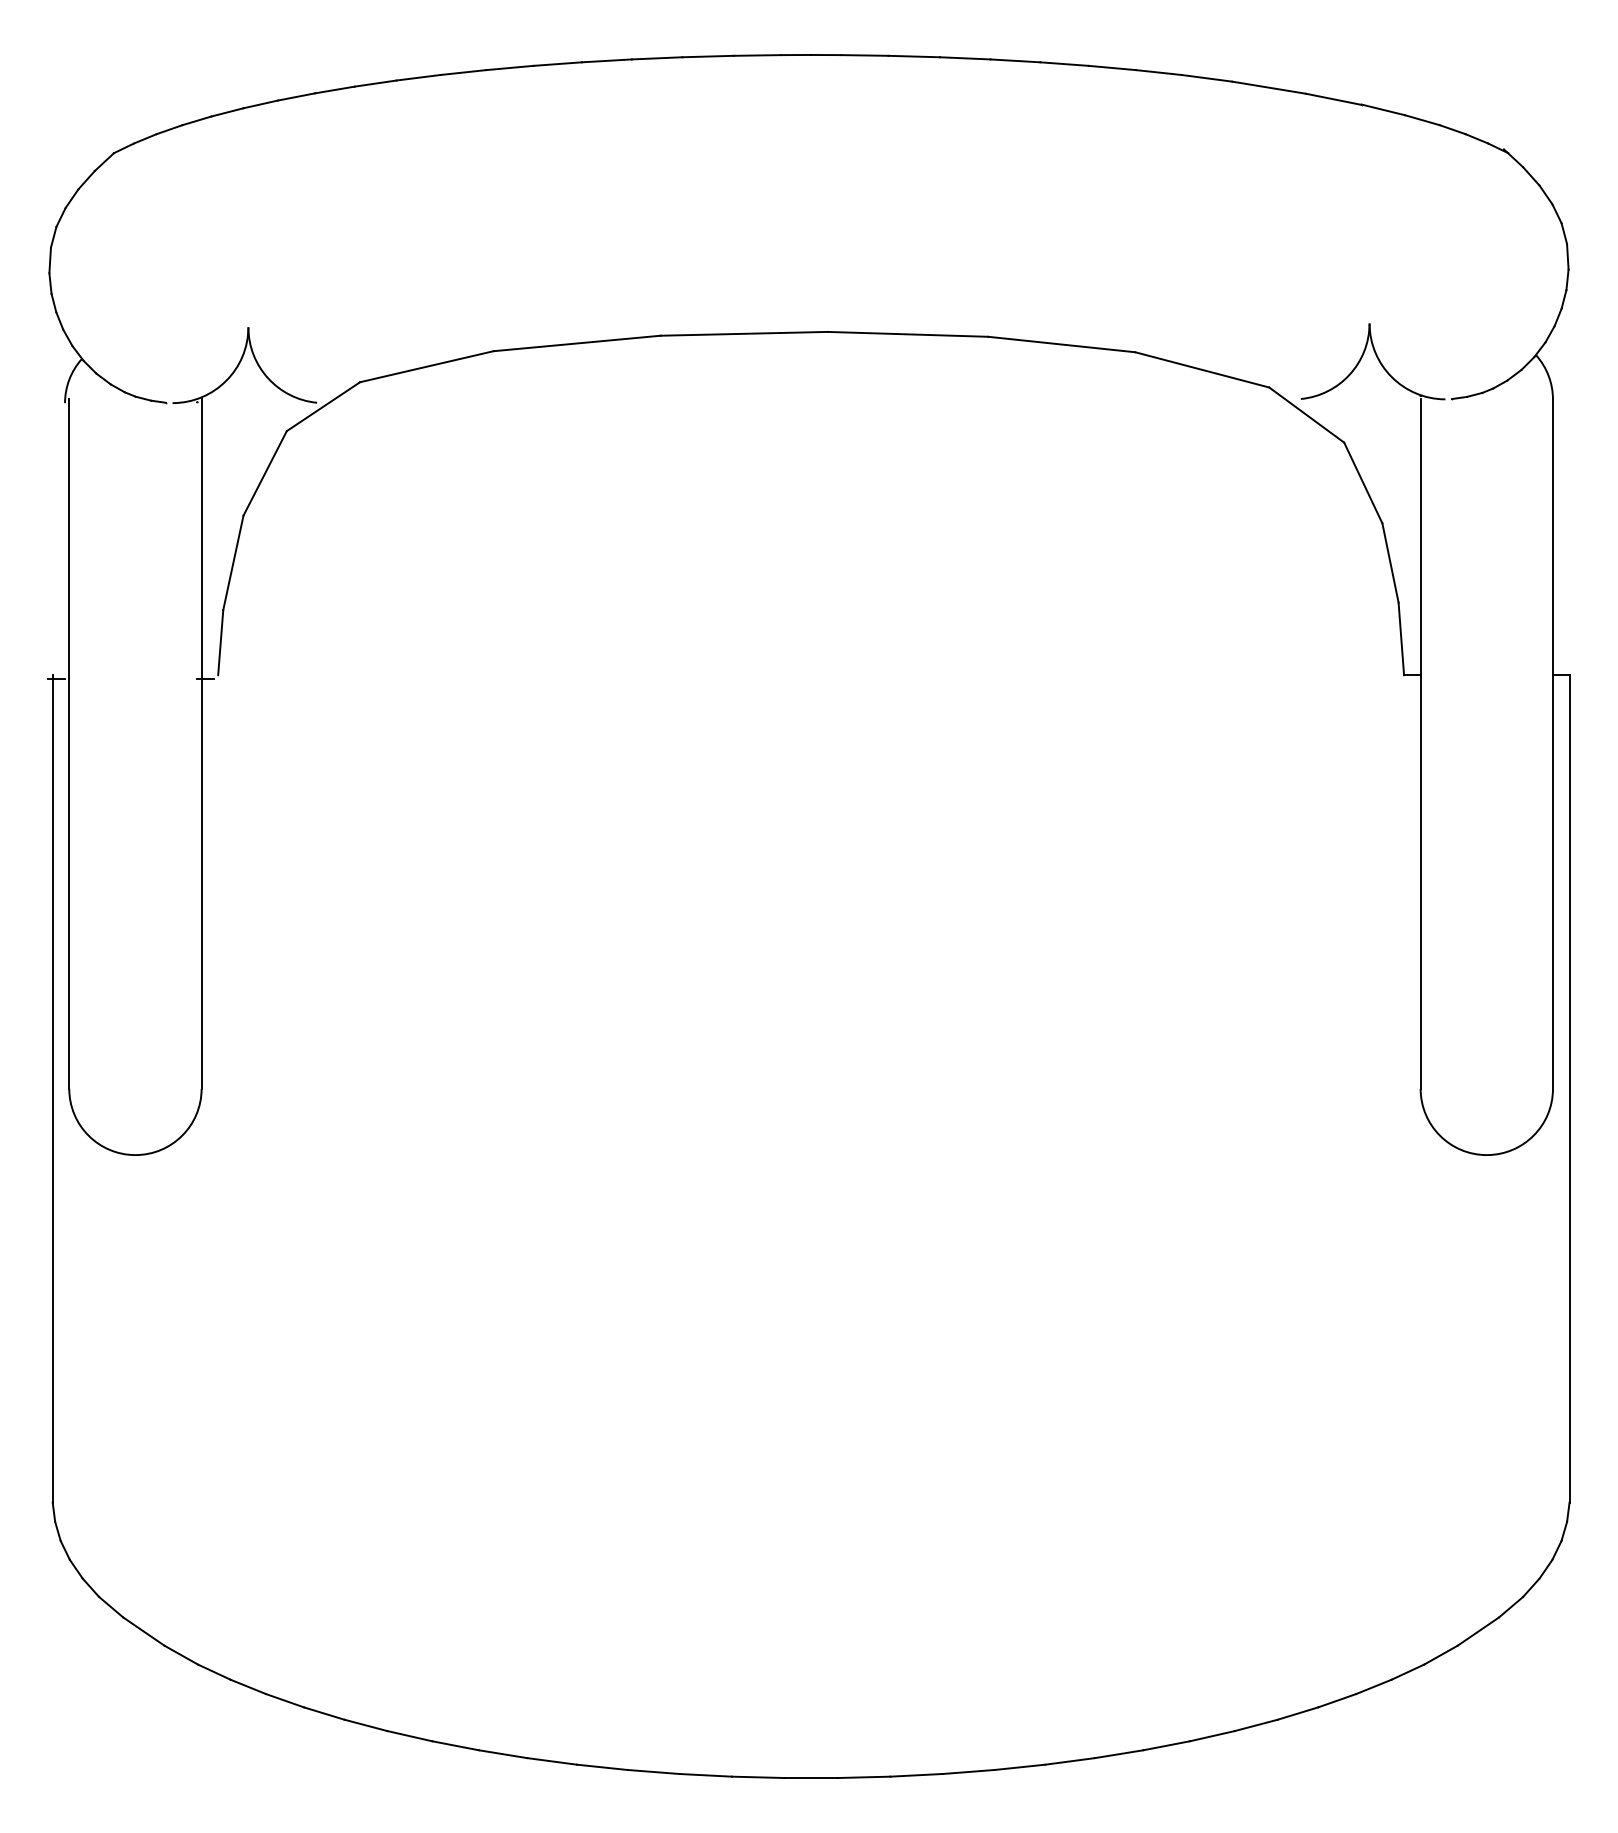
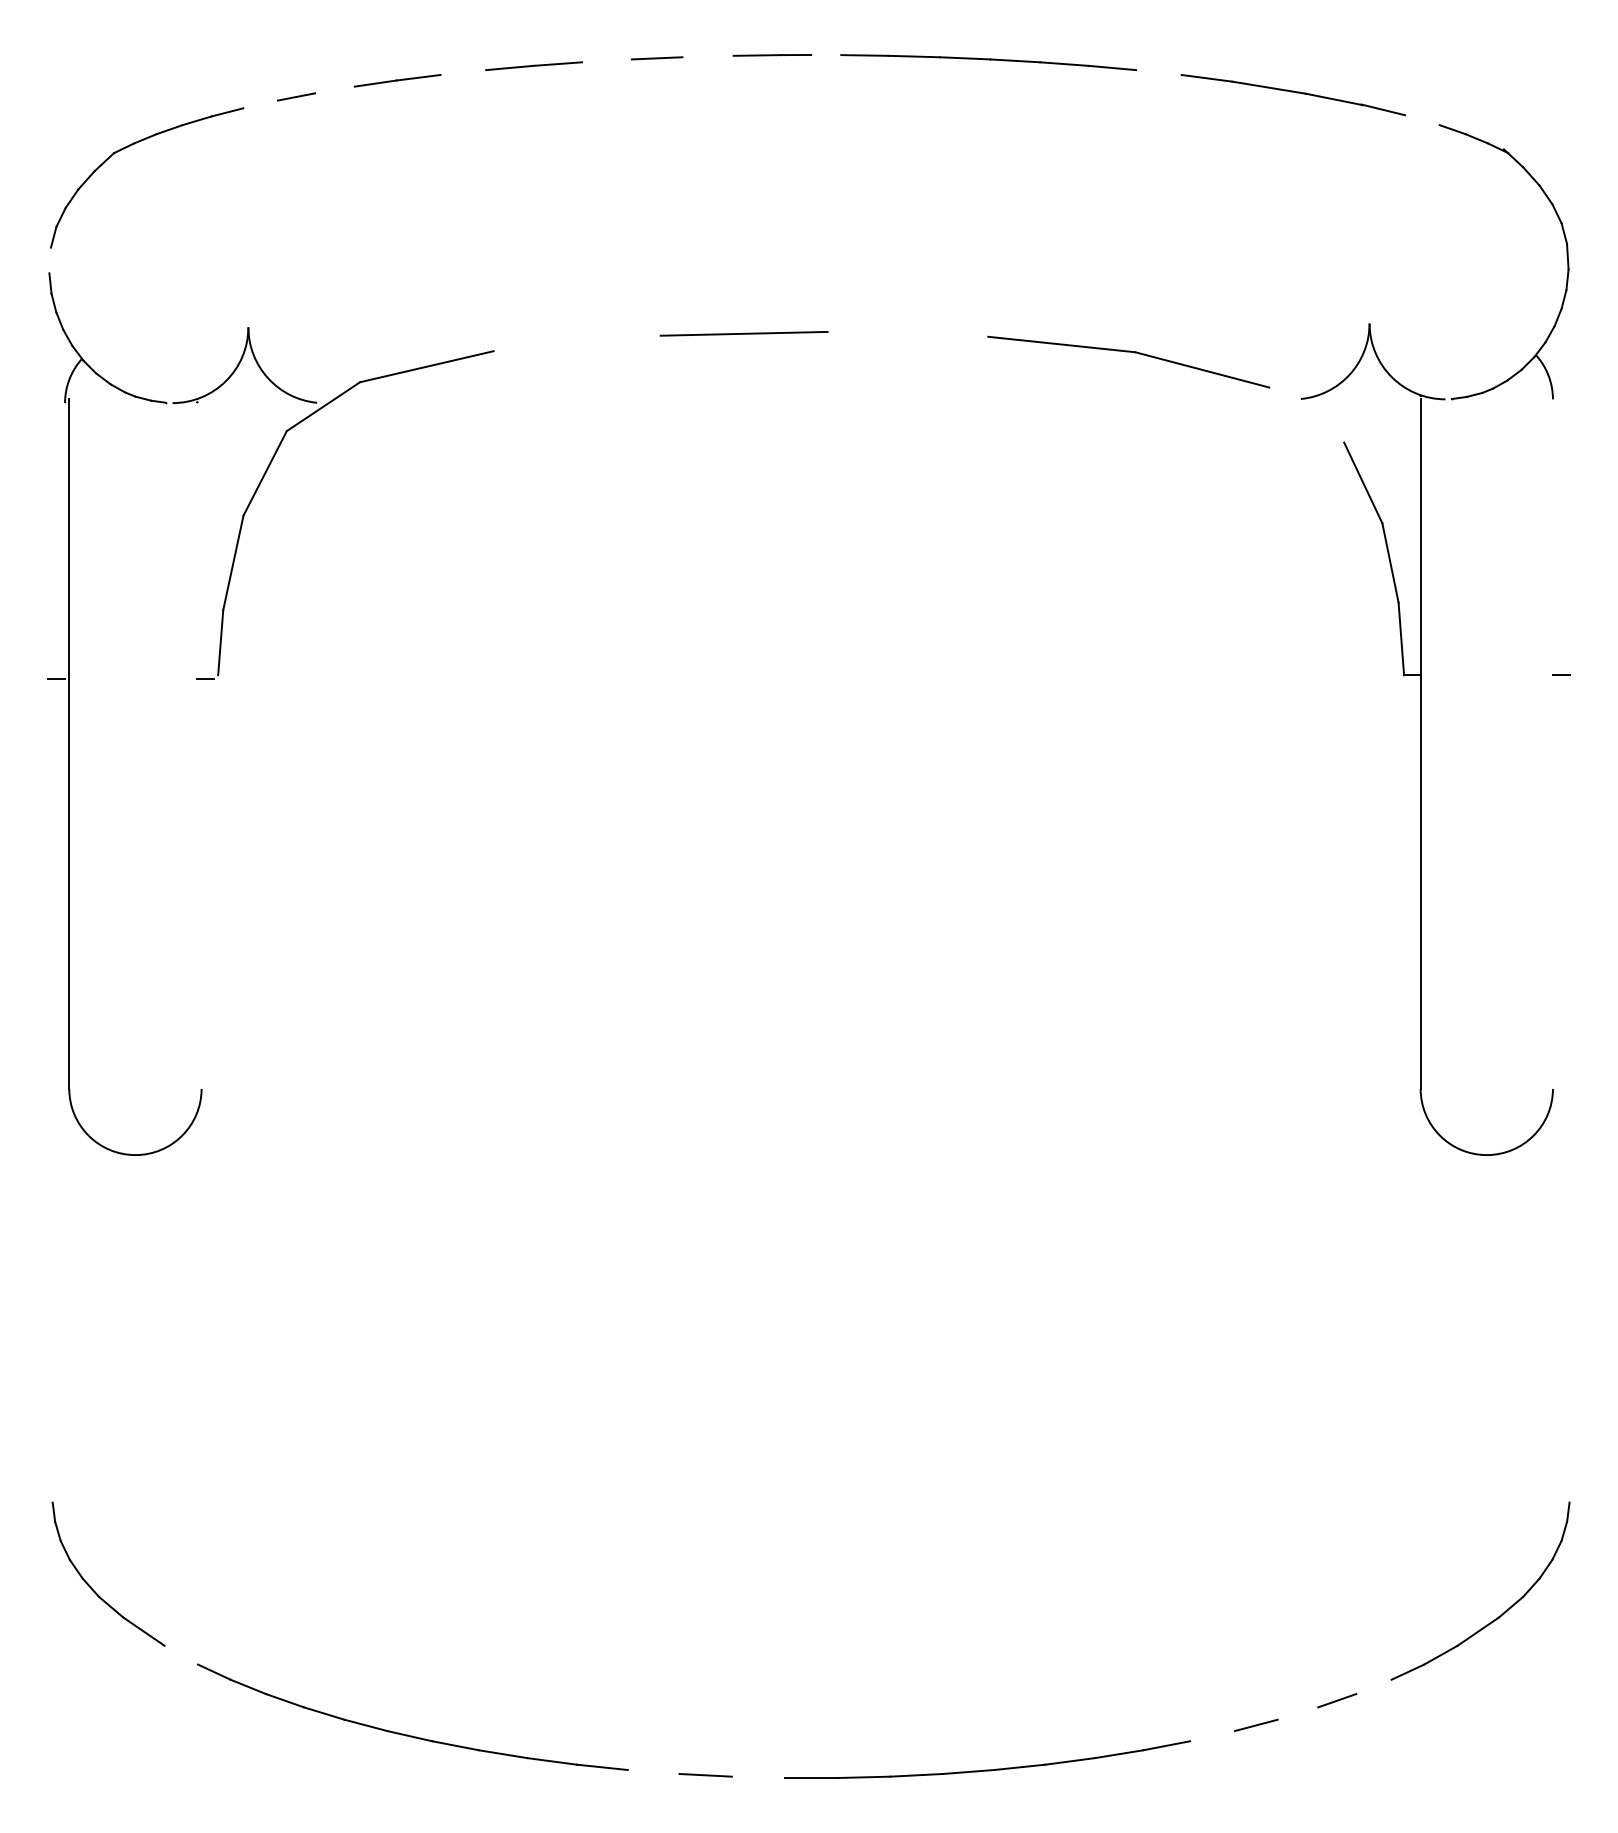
line: present -> none (826, 54)
line: present -> none (707, 56)
line: present -> none (606, 60)
line: present -> none (463, 72)
line: present -> none (1158, 72)
line: present -> none (334, 89)
line: present -> none (260, 104)
line: present -> none (1422, 120)
line: present -> none (49, 260)
line: present -> none (907, 333)
line: present -> none (576, 343)
line: present -> none (1306, 414)
line: present -> none (201, 743)
line: present -> none (1552, 743)
line: present -> none (52, 1088)
line: present -> none (1569, 1088)
line: present -> none (181, 1654)
line: present -> none (1373, 1686)
line: present -> none (1297, 1713)
line: present -> none (1212, 1736)
line: present -> none (653, 1771)
line: present -> none (757, 1777)
